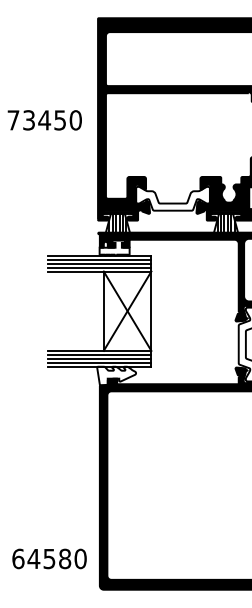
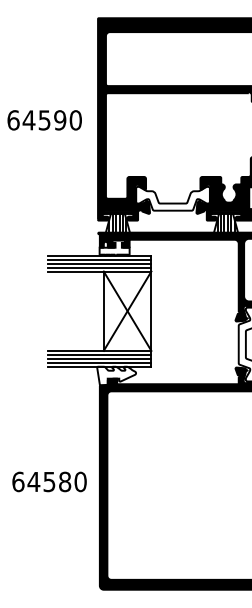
text: 73450 -> 64590 (36, 120)
text position: (49, 558) -> (49, 481) (49, 481)
